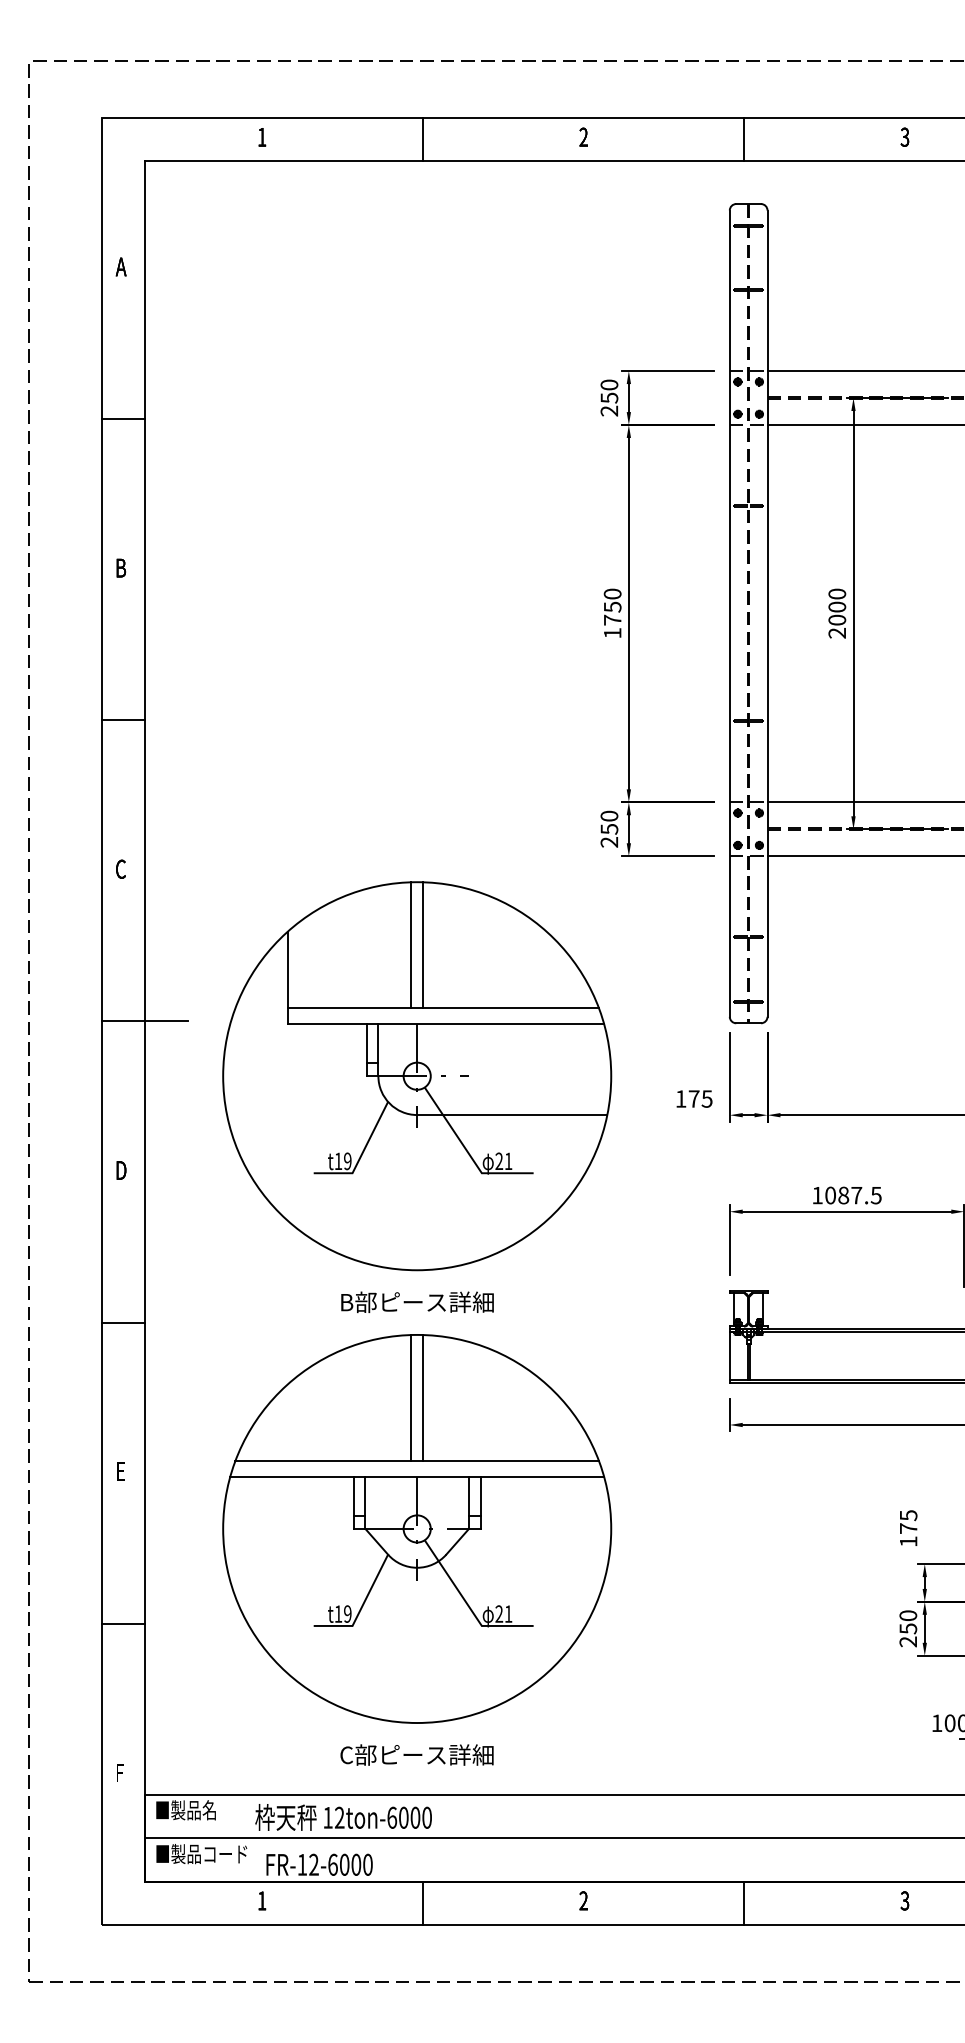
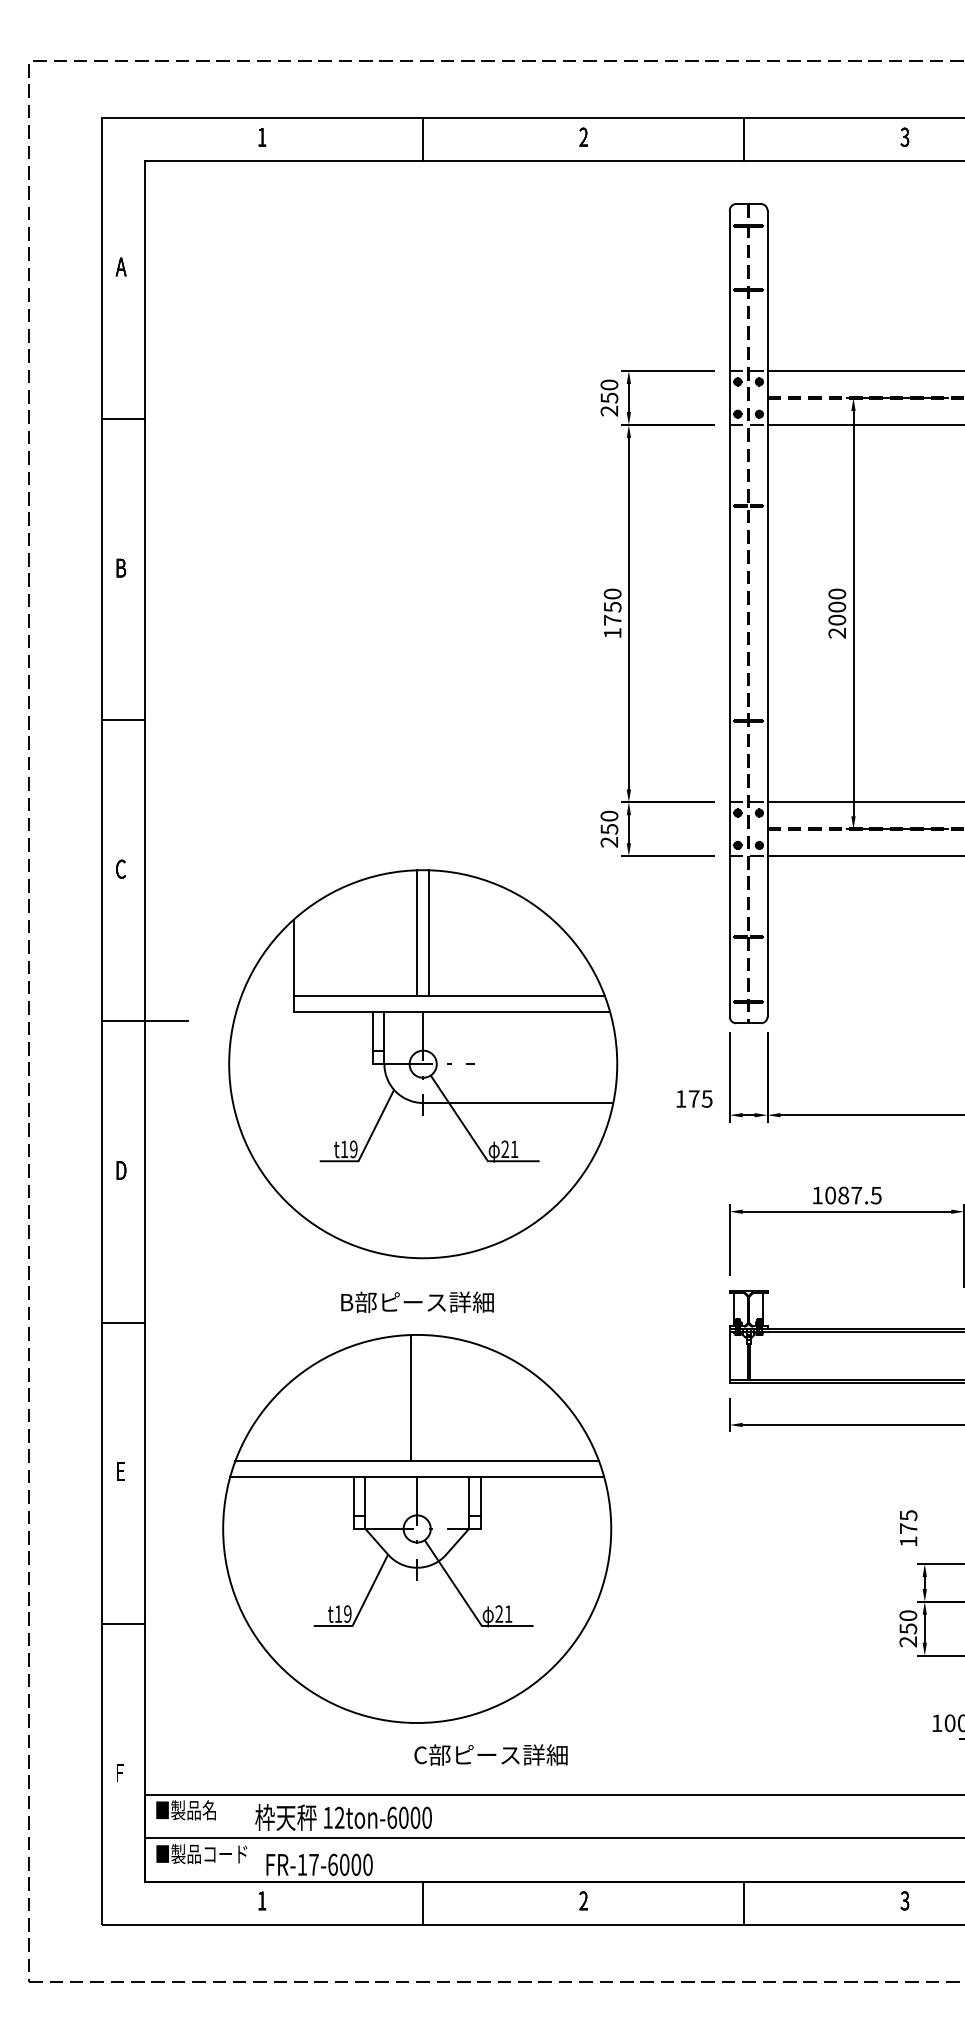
part position: (417, 1076) -> (423, 1064) (423, 1064)
line: present -> none (423, 1398)
text position: (416, 1754) -> (490, 1754) (490, 1754)
text: FR-12-6000 -> FR-17-6000 (313, 1864)
